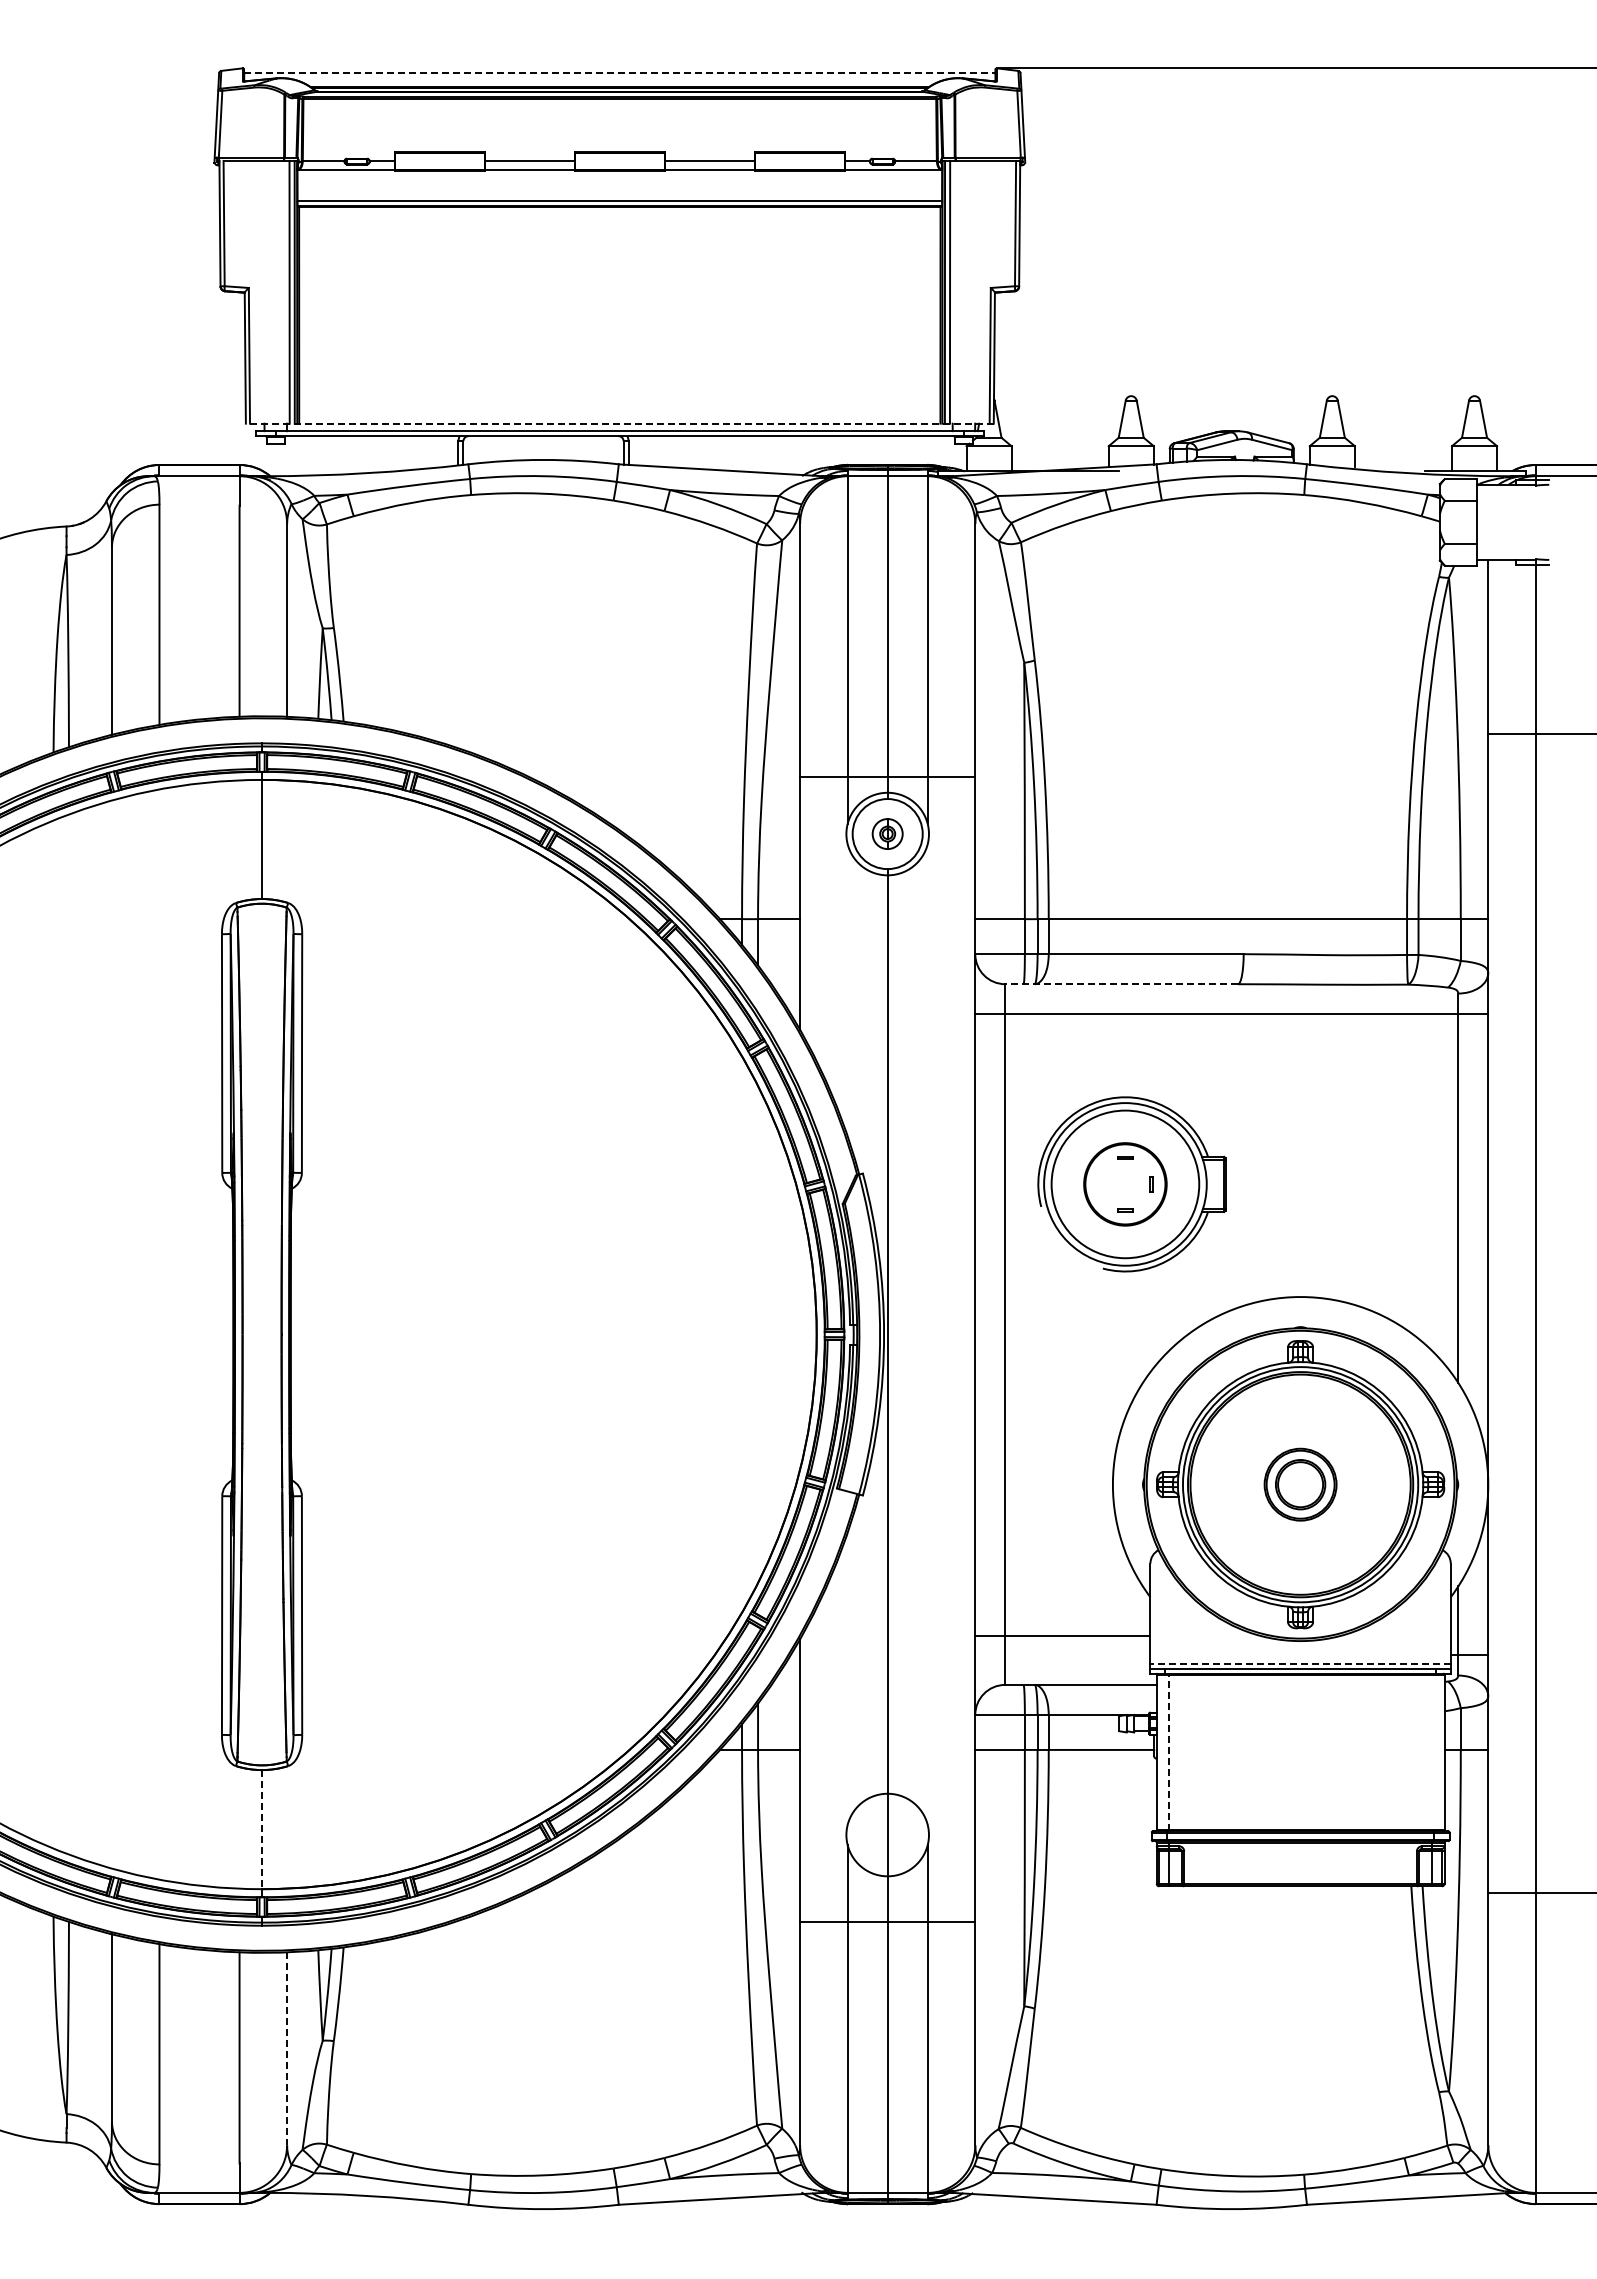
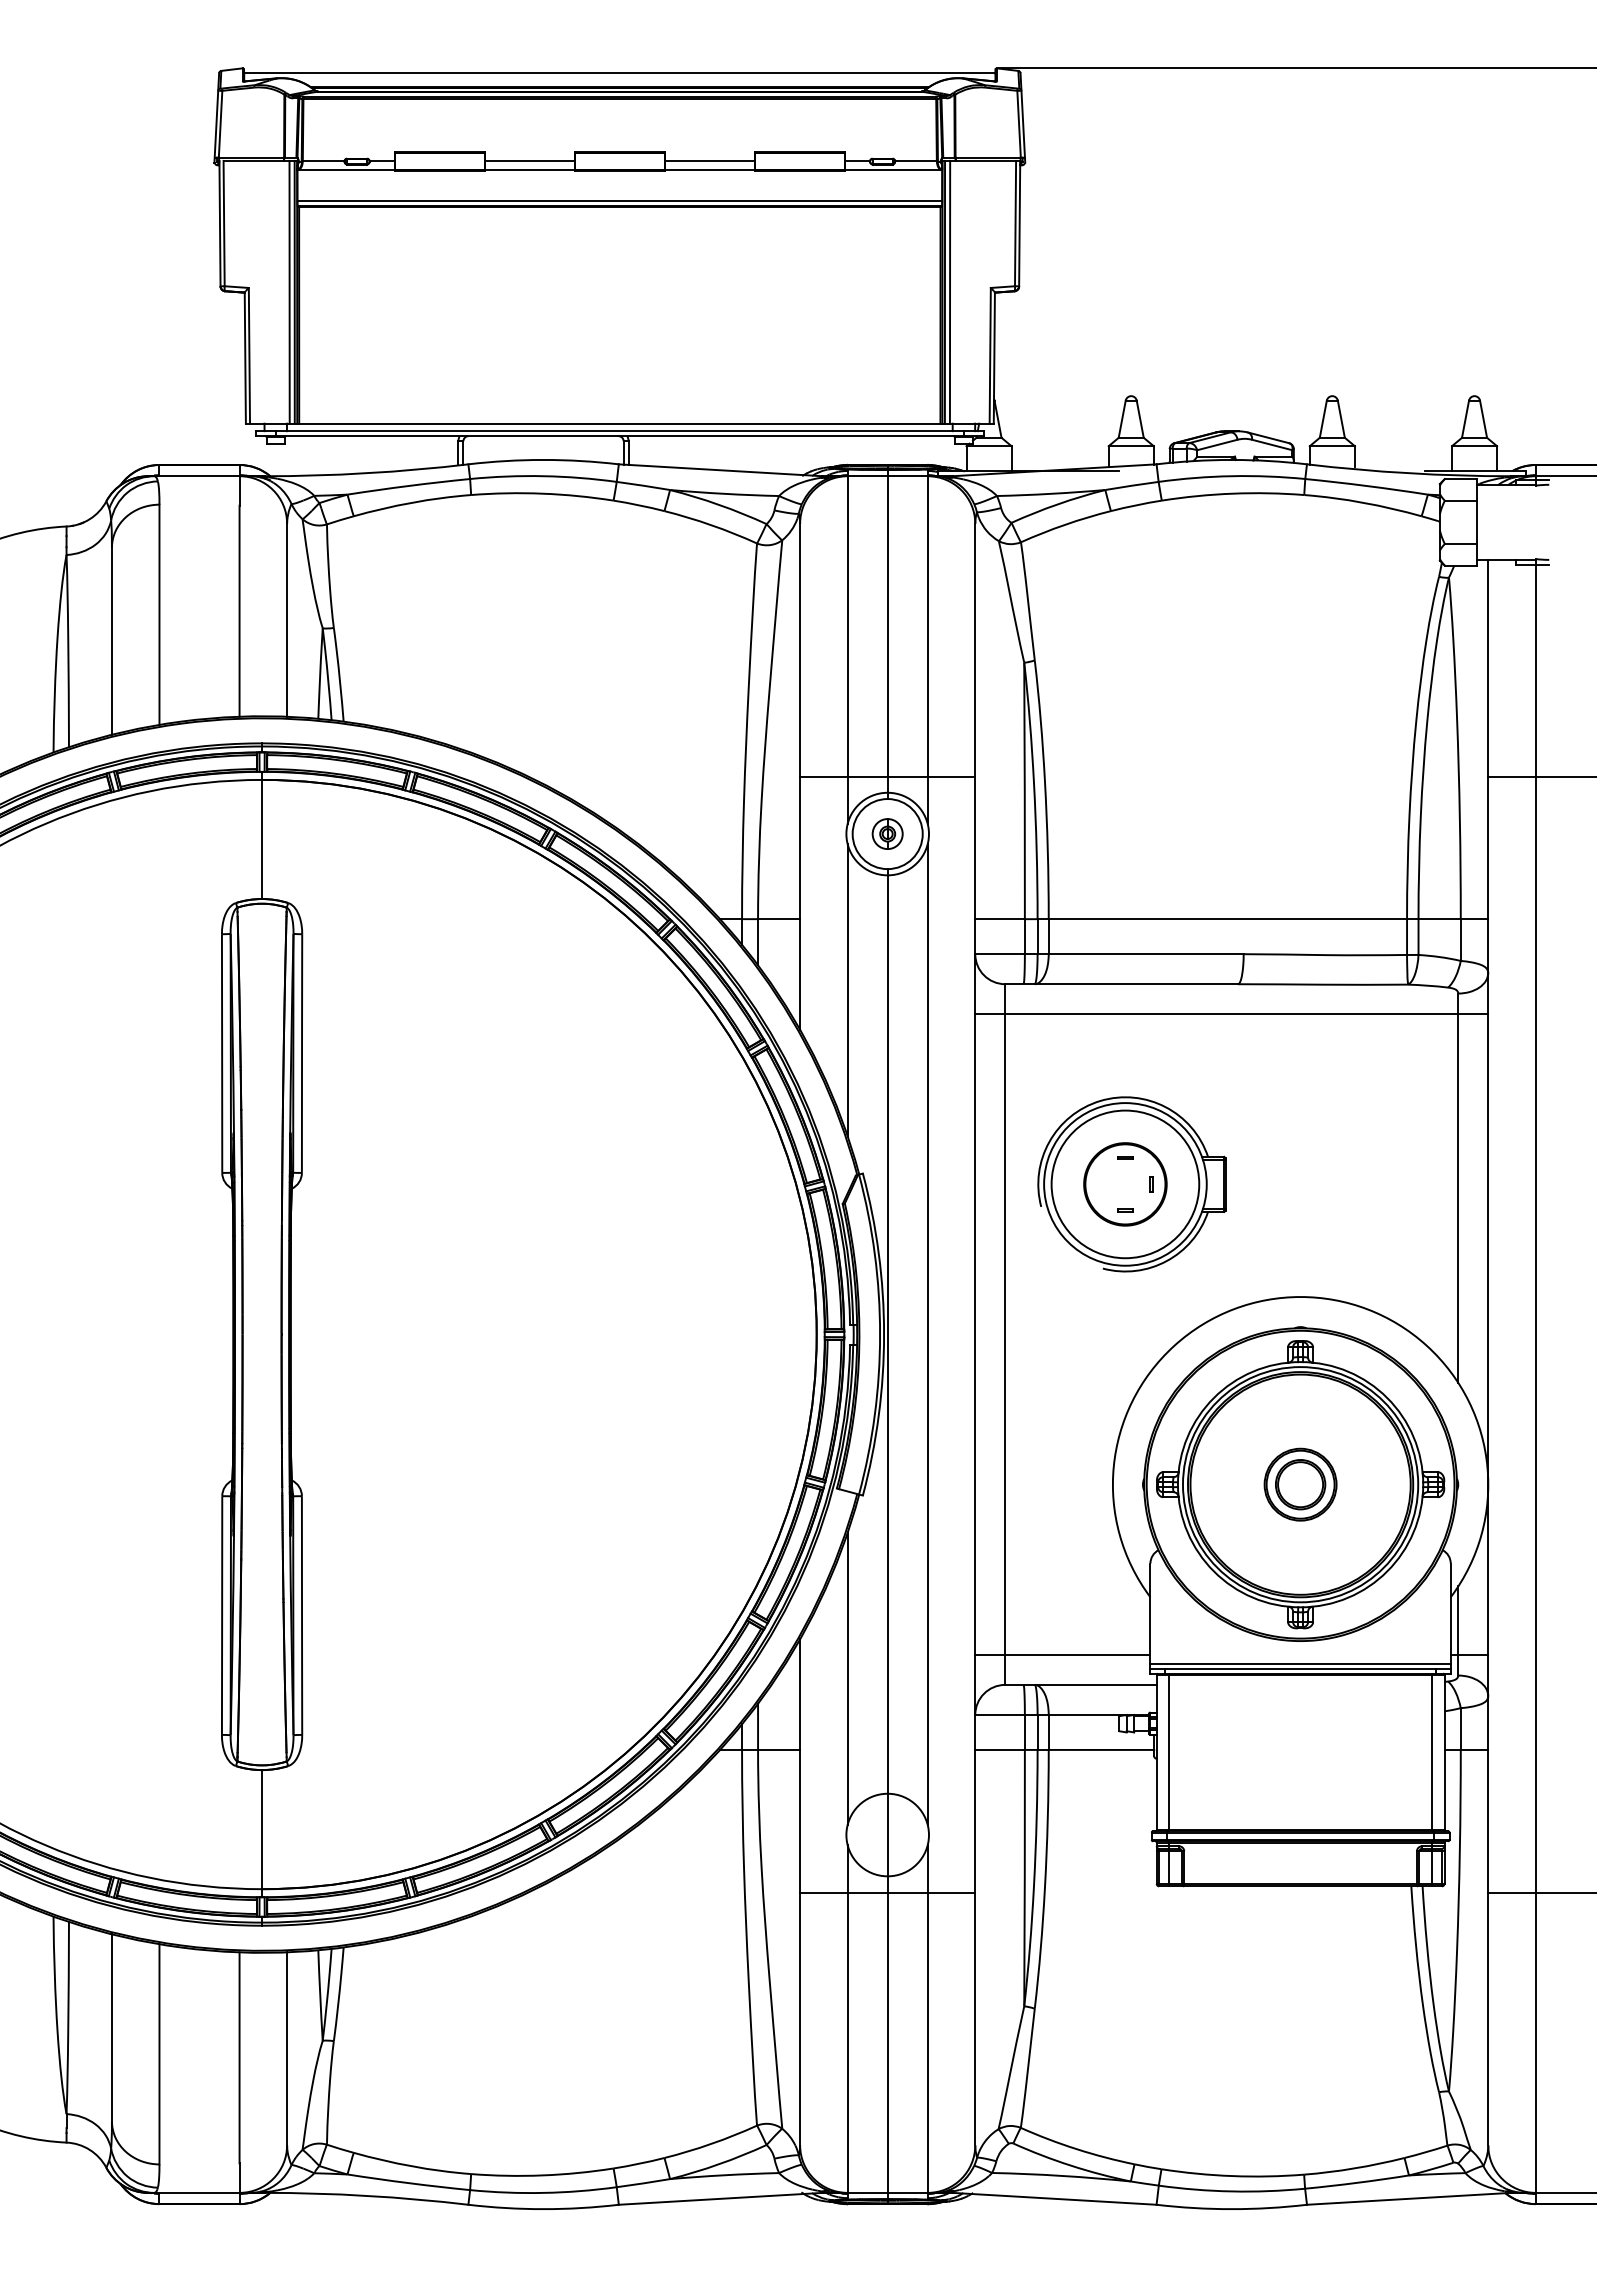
line: dashed -> solid (619, 73)
line: dashed -> solid (619, 423)
line position: (1540, 733) -> (1540, 776) (1540, 776)
line: dashed -> solid (1121, 984)
line: none -> present (847, 990)
line: none -> present (927, 1334)
line position: (1062, 1635) -> (1062, 1654) (1062, 1654)
line: dashed -> solid (1300, 1663)
line: none -> present (847, 1678)
line: dashed -> solid (1169, 1752)
line: none -> present (1431, 1752)
line: dashed -> solid (262, 1829)
line position: (887, 1921) -> (887, 1892) (887, 1892)
line: dashed -> solid (287, 2048)
